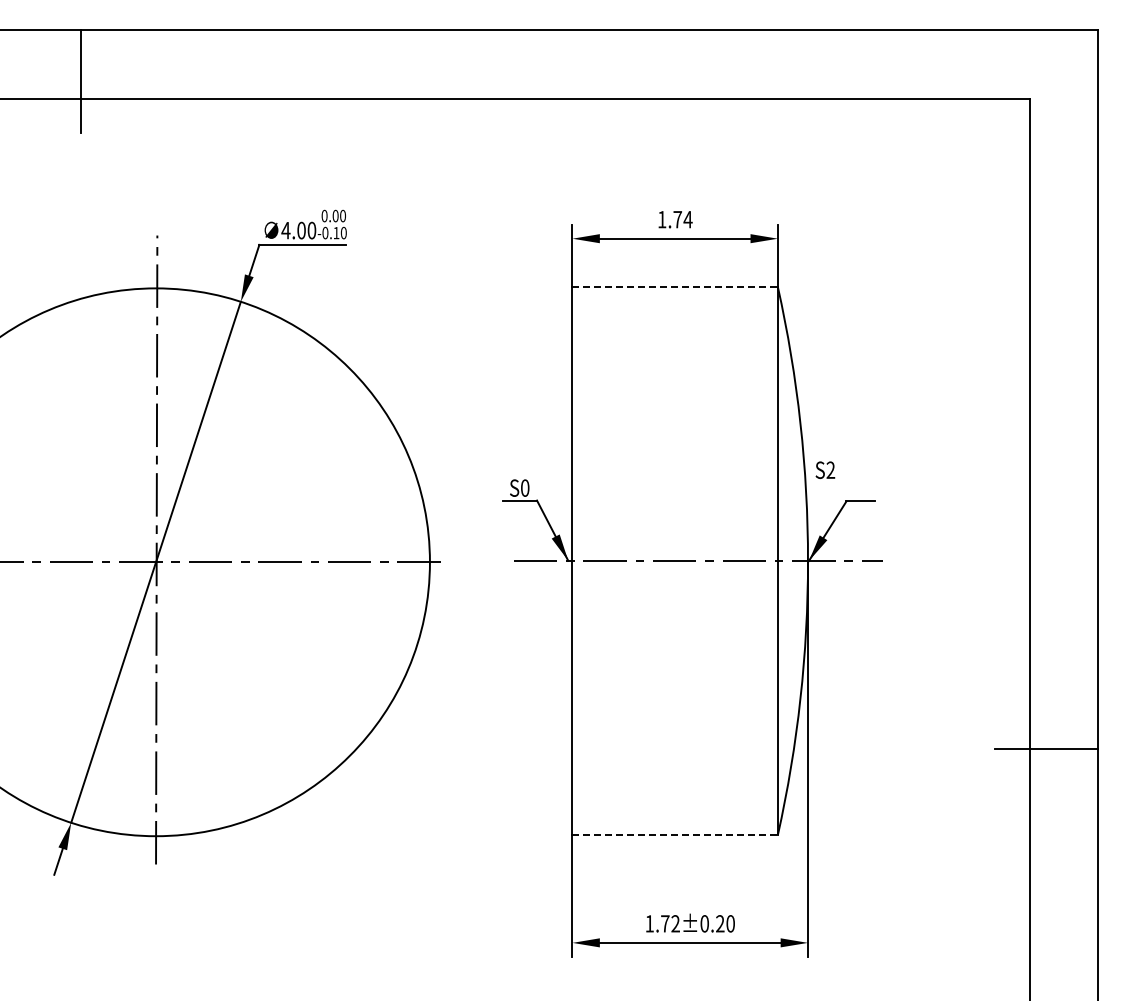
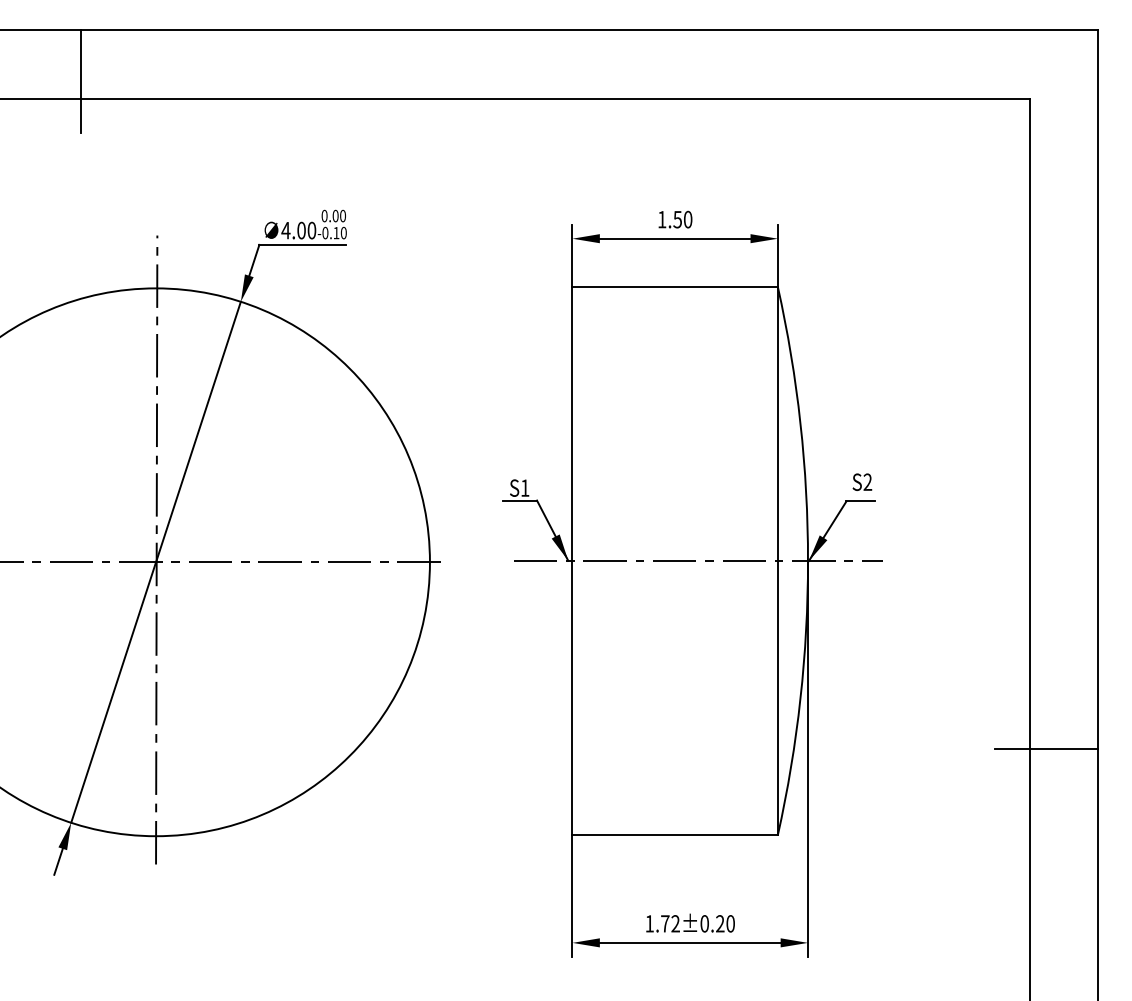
text: 1.74 -> 1.50 (682, 219)
line: dashed -> solid (675, 287)
text position: (825, 469) -> (862, 481) (862, 481)
text: S0 -> S1 (525, 487)
line: dashed -> solid (675, 834)
